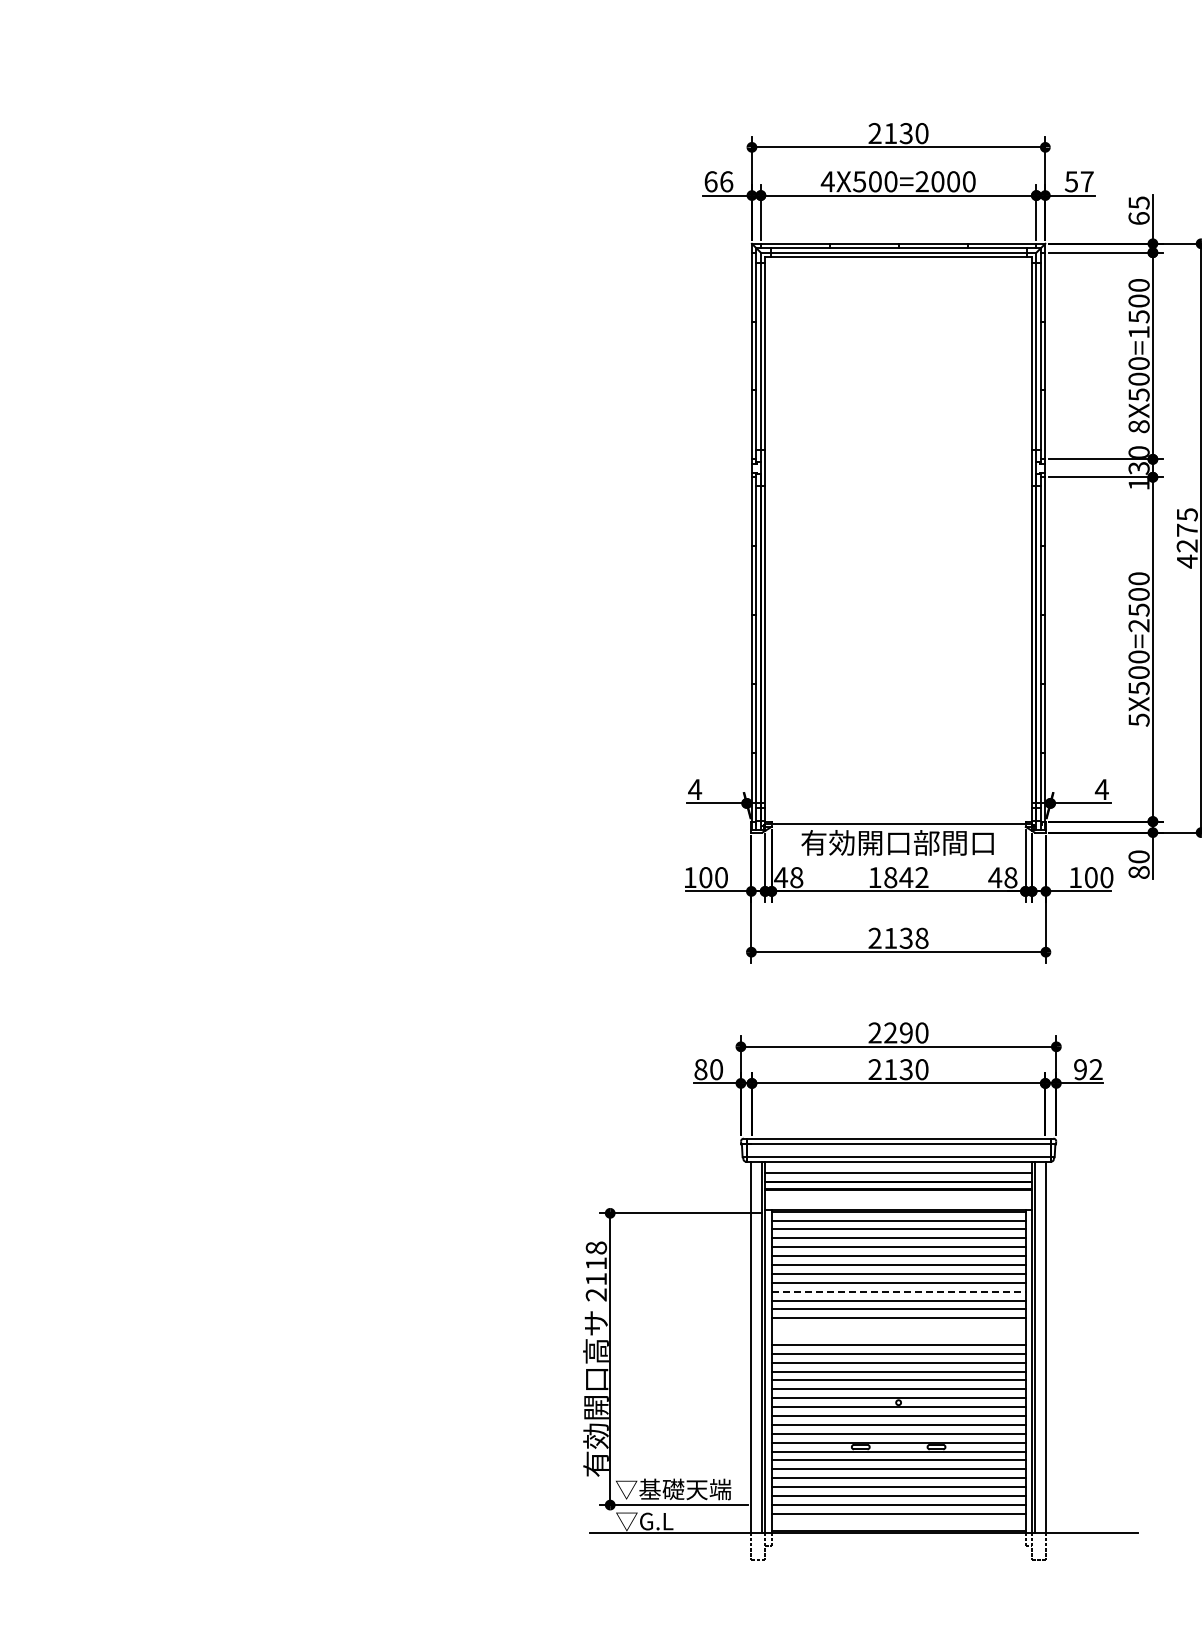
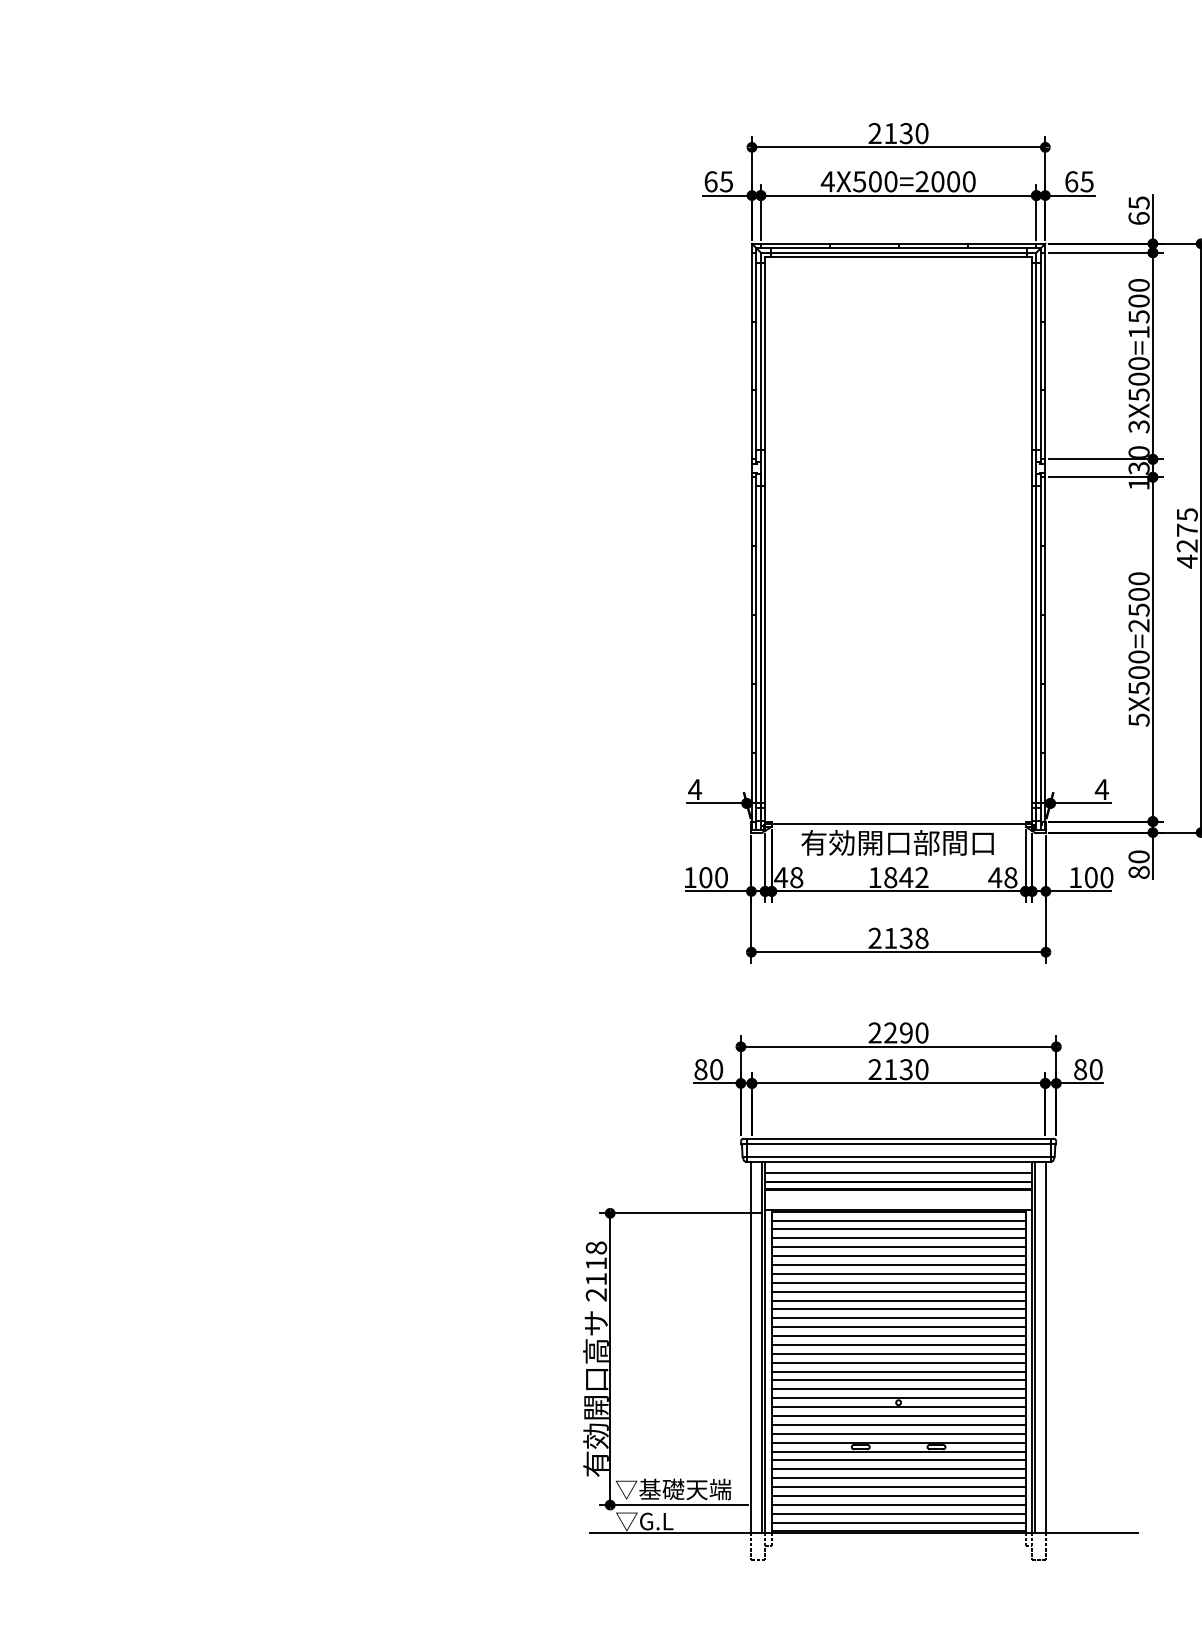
text: 66 -> 65 (726, 181)
text: 57 -> 65 (1078, 181)
text: 8X500=1500 -> 3X500=1500 (1138, 426)
text: 92 -> 80 (1088, 1069)
line: dashed -> solid (898, 1291)
line: none -> present (898, 1327)
line: none -> present (898, 1336)
line: none -> present (898, 1522)
